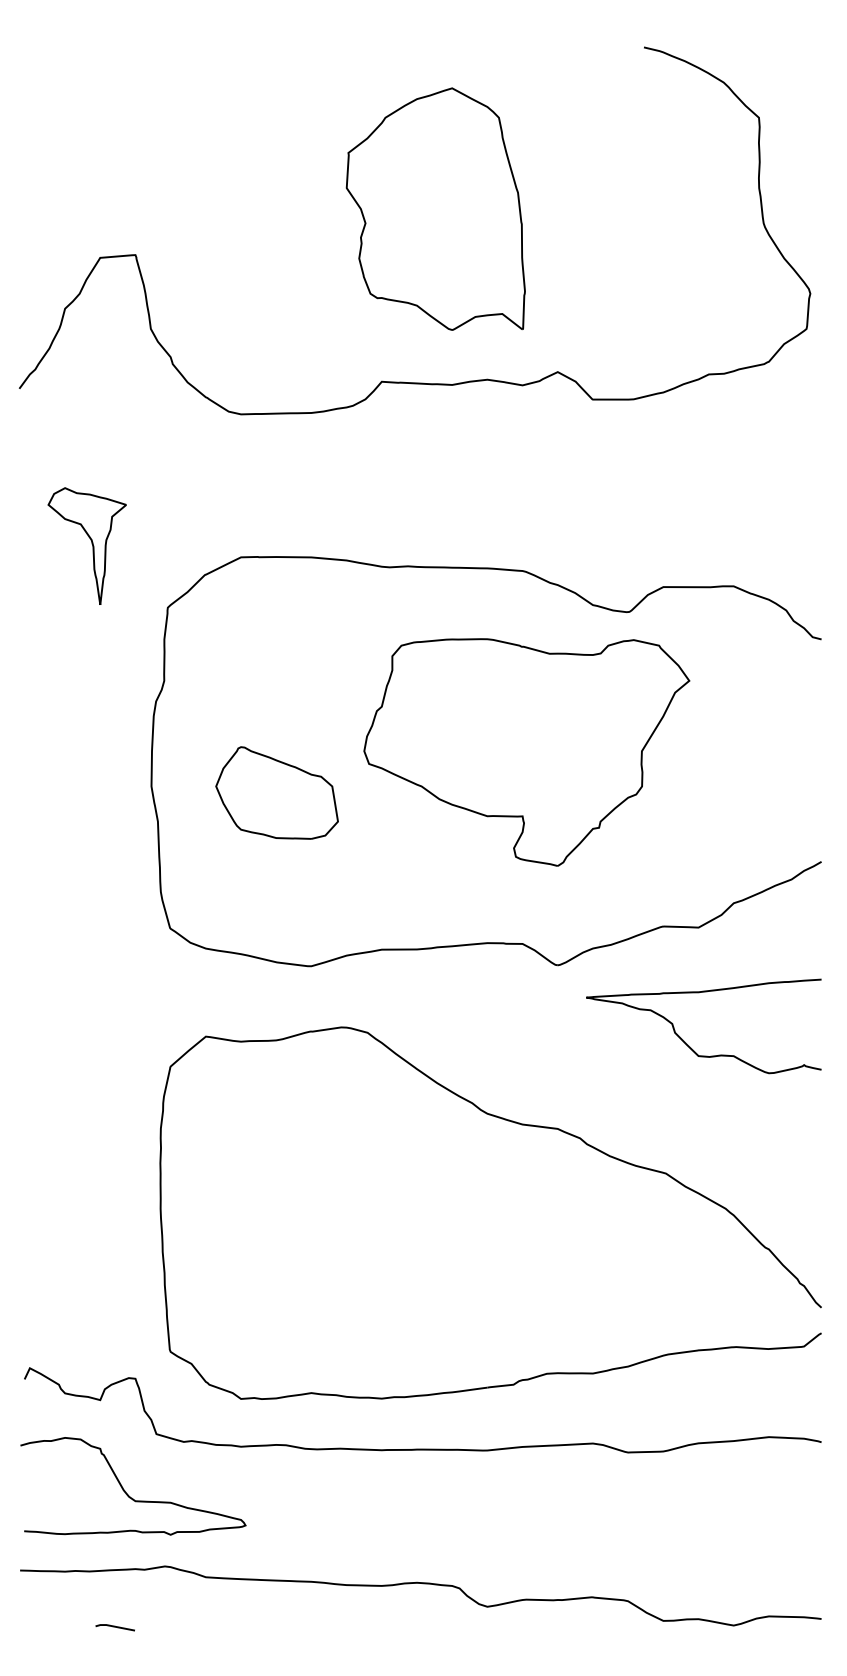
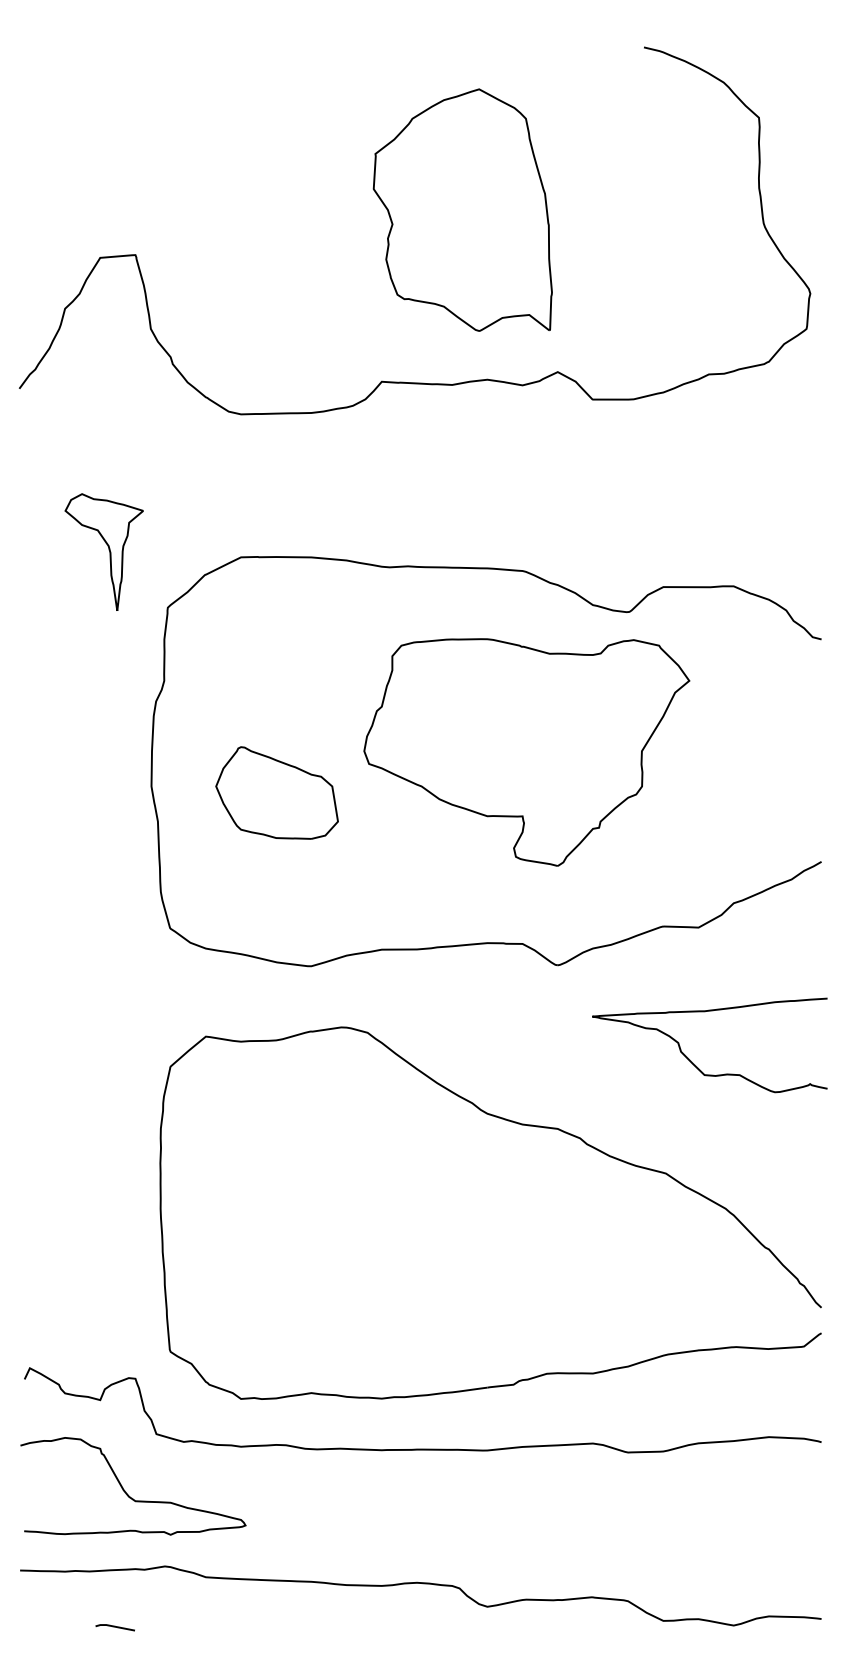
part position: (435, 208) -> (462, 209) (462, 209)
part position: (86, 545) -> (103, 551) (103, 551)
curve position: (685, 1041) -> (691, 1060) (691, 1060)
